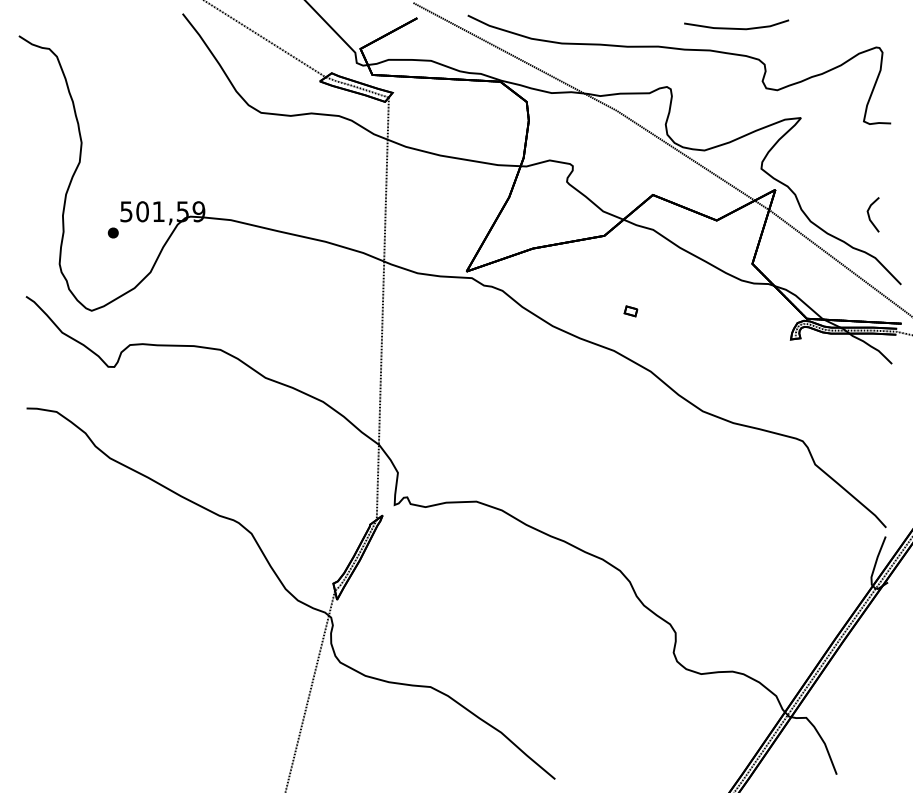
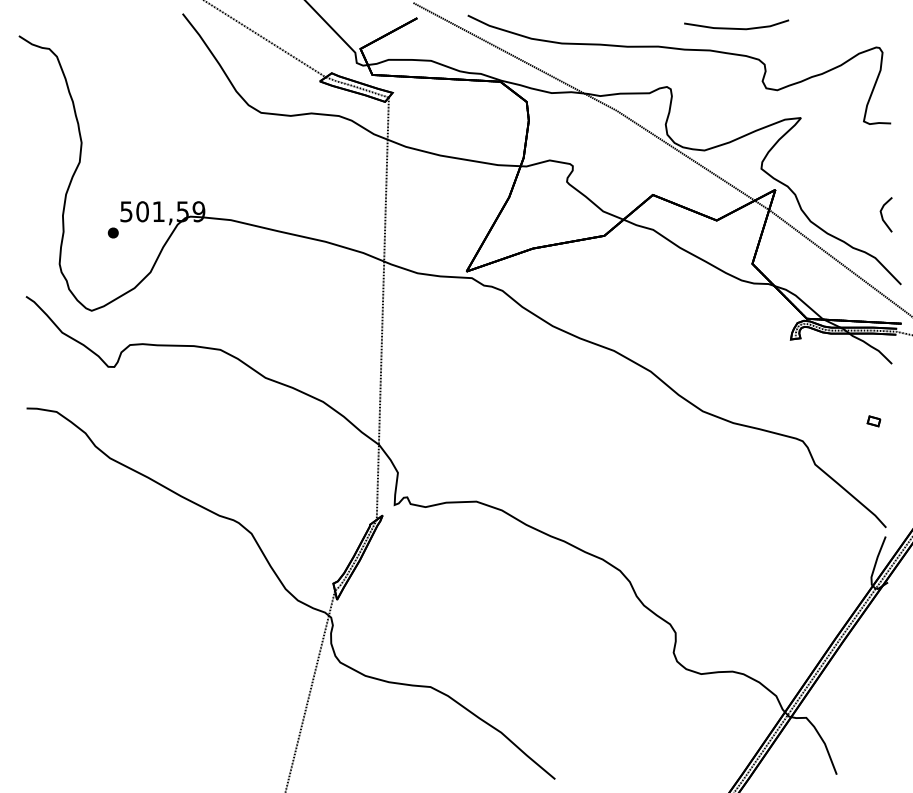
line position: (869, 214) -> (882, 214) (882, 214)
part position: (630, 311) -> (873, 421) (873, 421)
